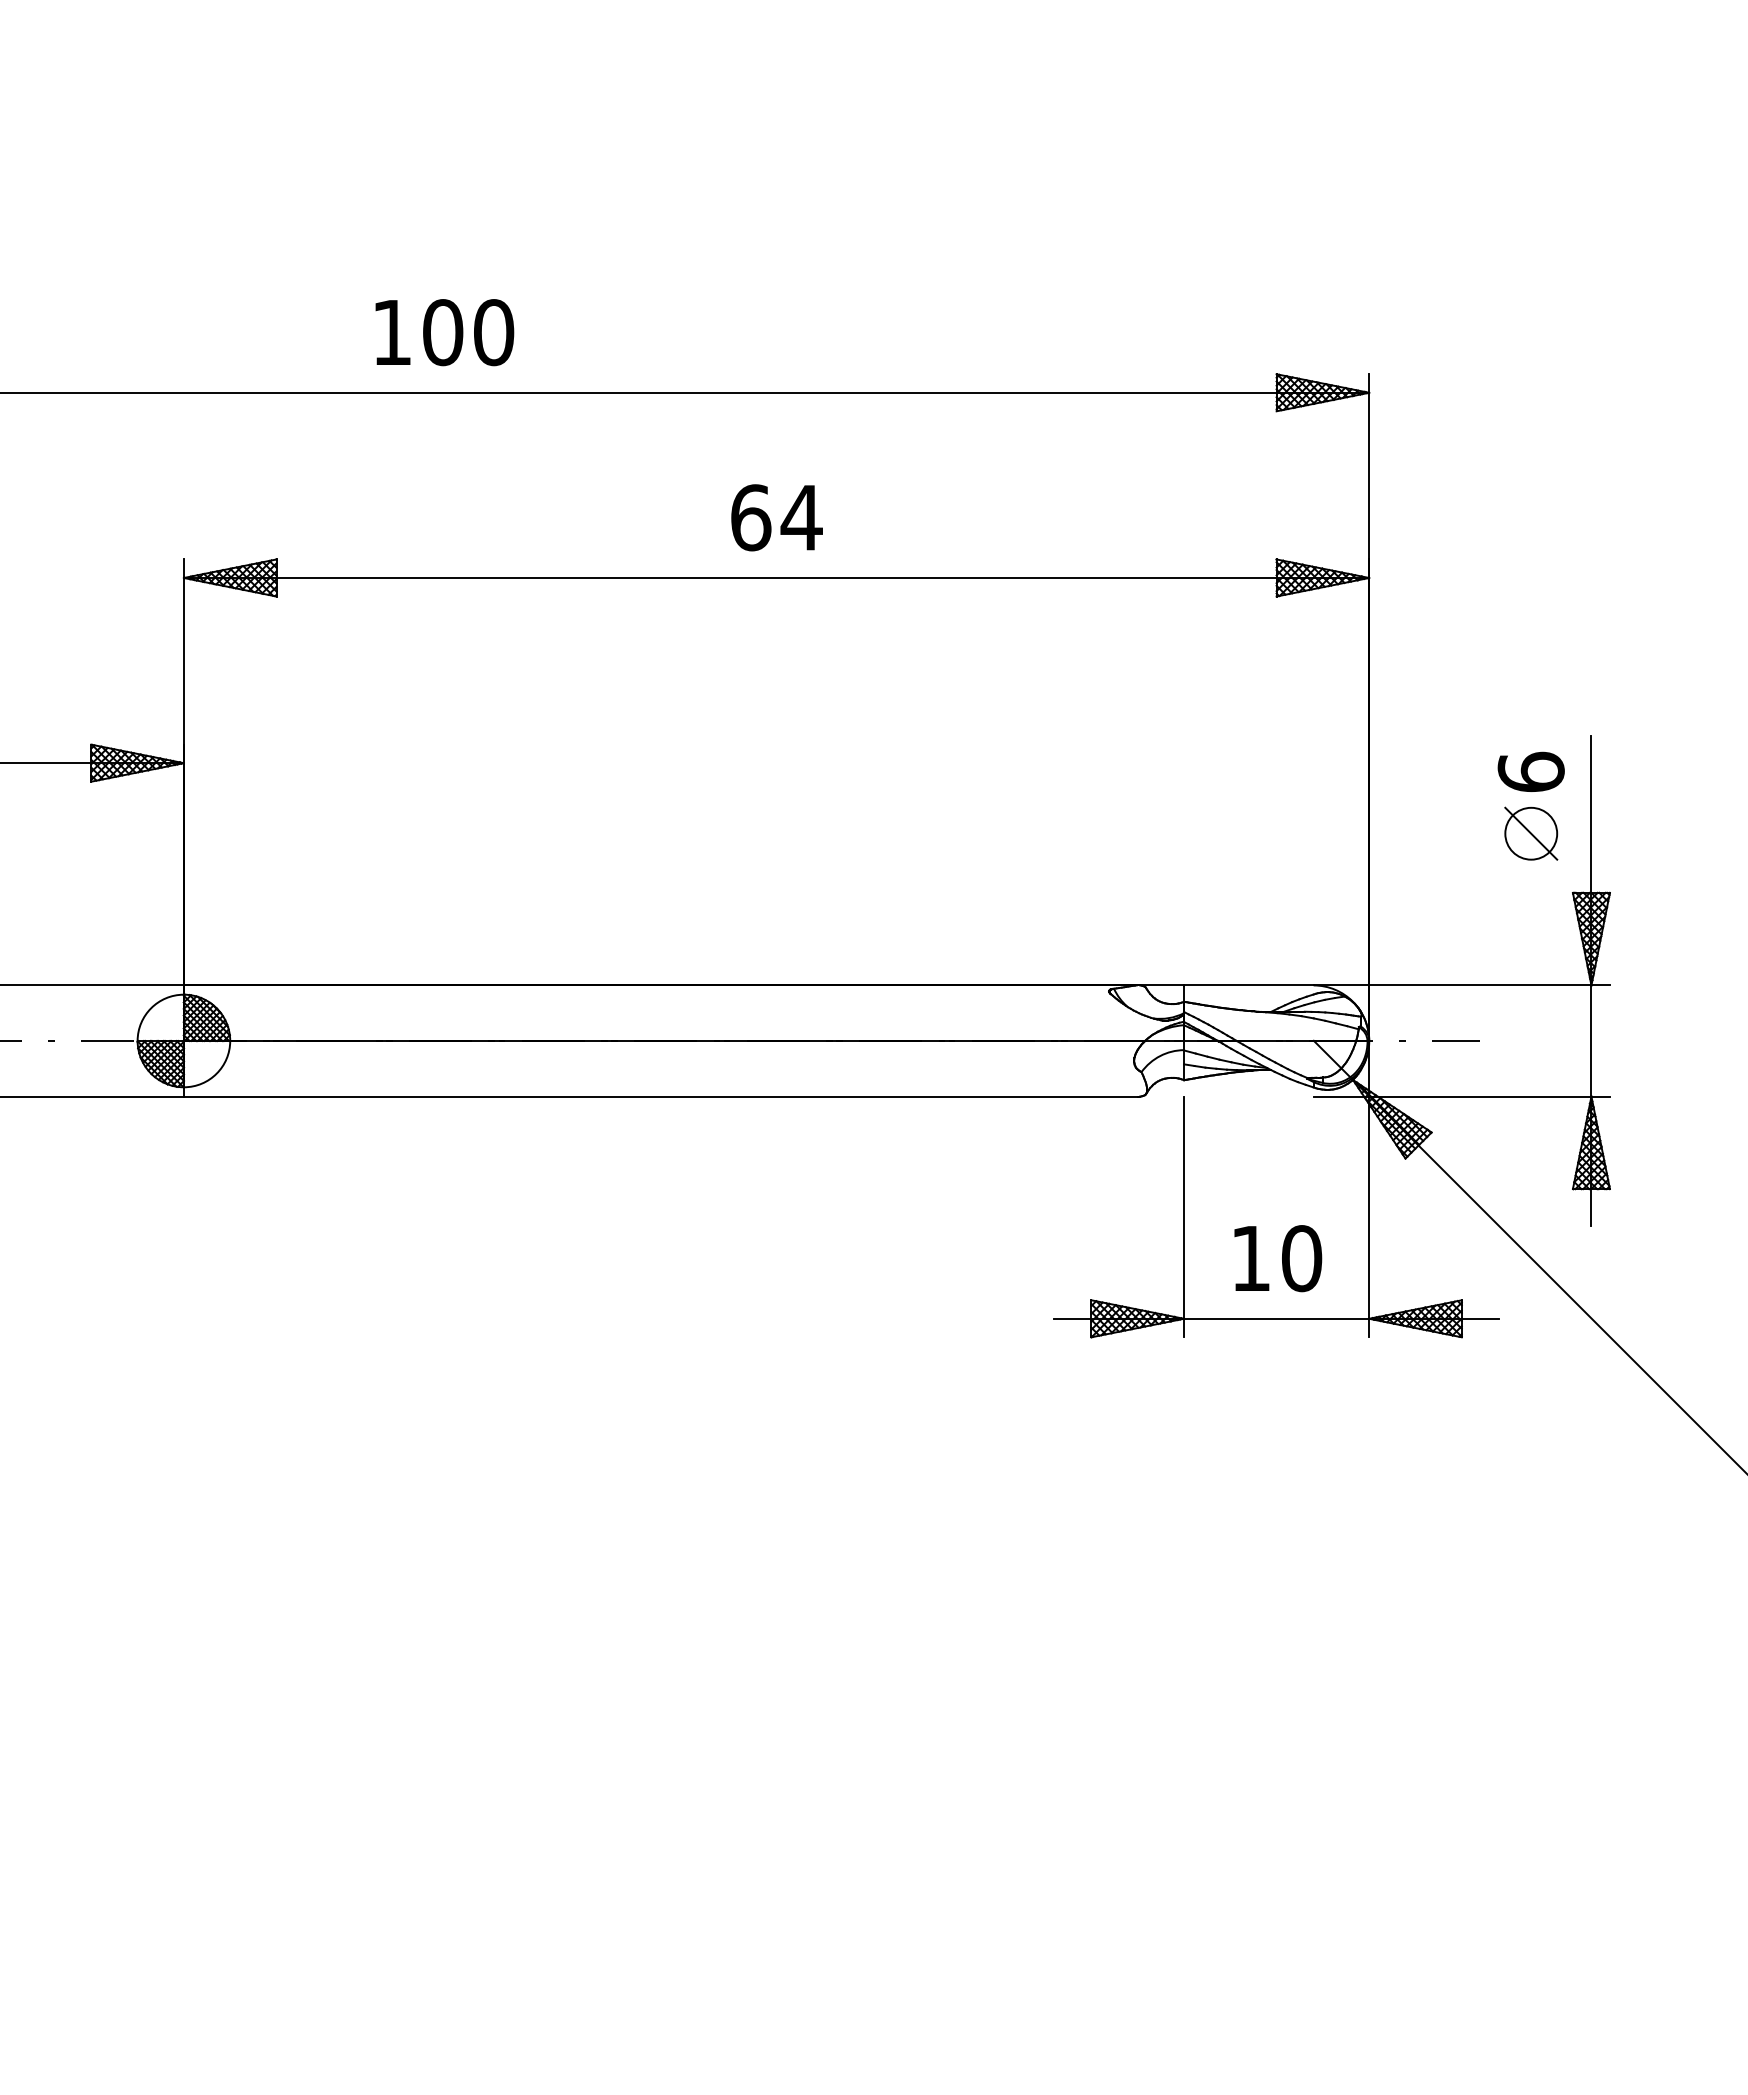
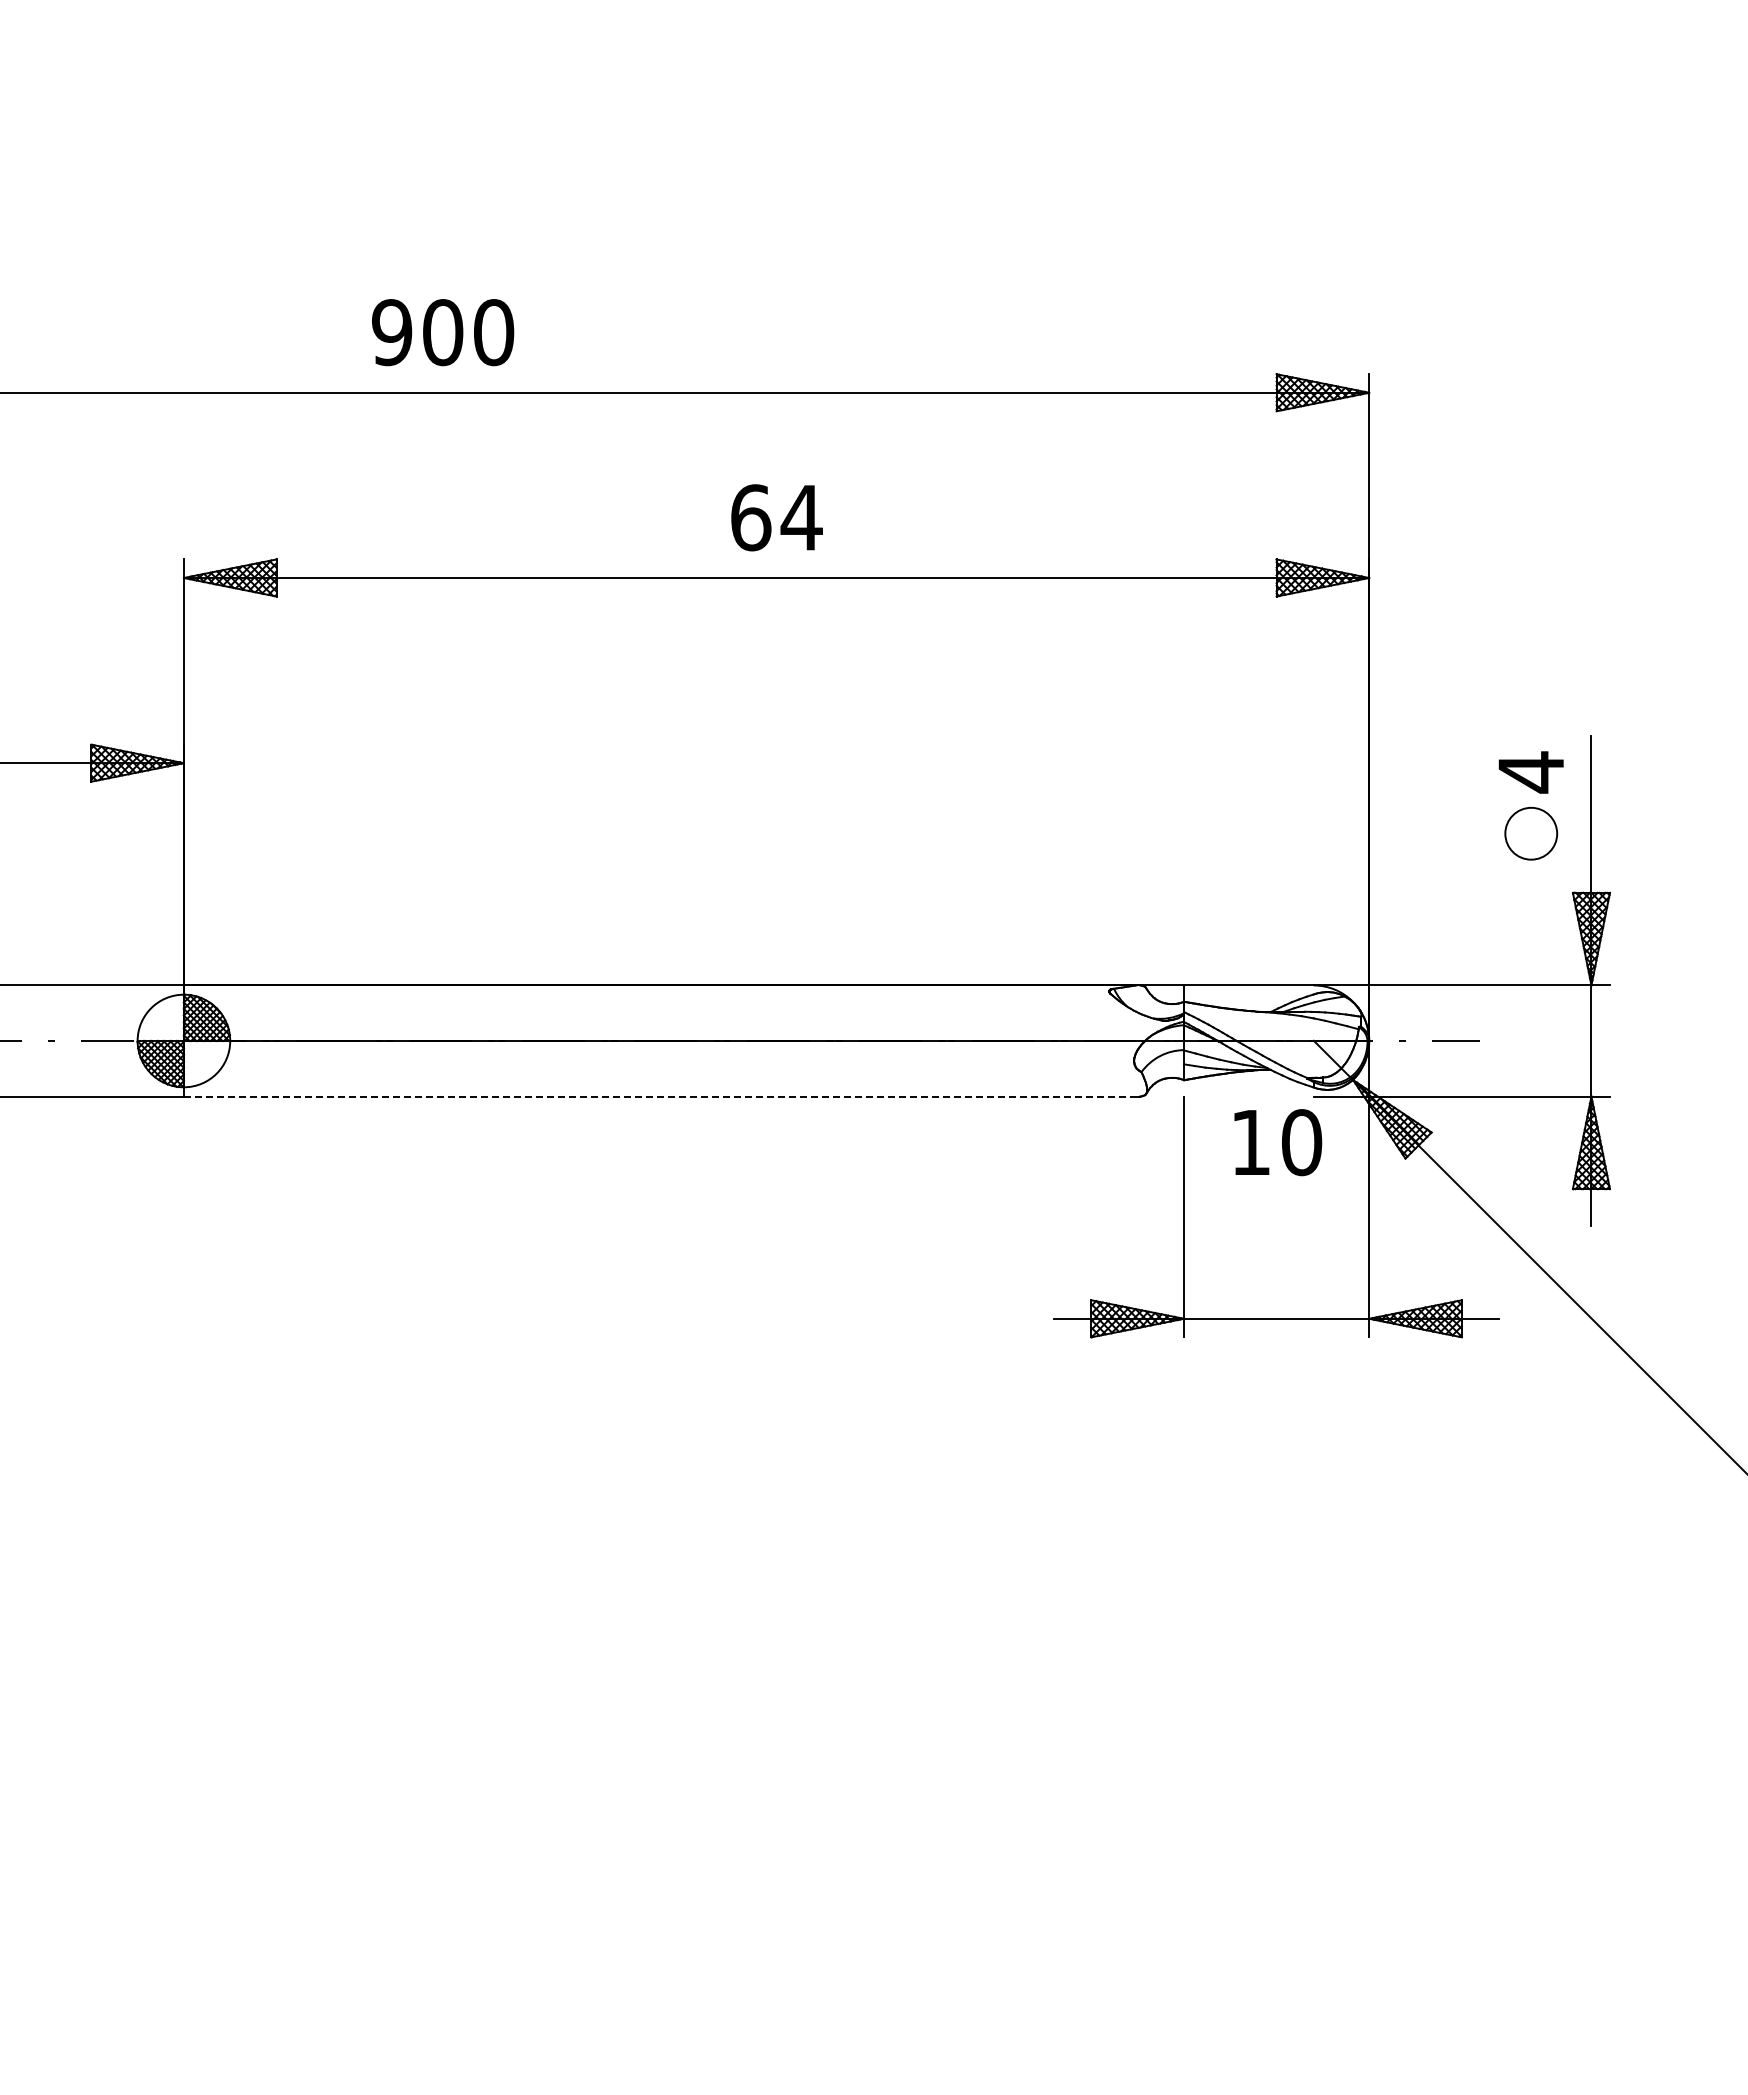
text: 100 -> 900 (392, 332)
text: 6 -> 4 (1530, 772)
line: present -> none (1531, 833)
line: solid -> dashed (661, 1096)
text position: (1278, 1258) -> (1278, 1142) (1278, 1142)
